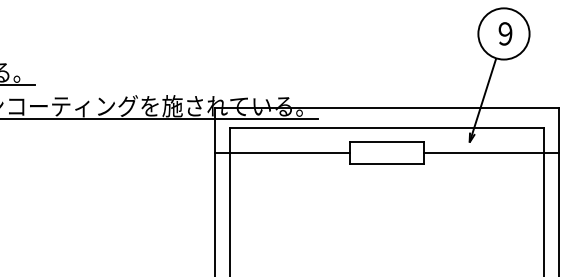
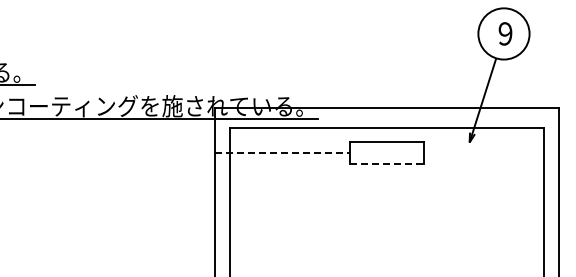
line: solid -> dashed (282, 153)
line: present -> none (491, 153)
line: solid -> dashed (387, 164)
